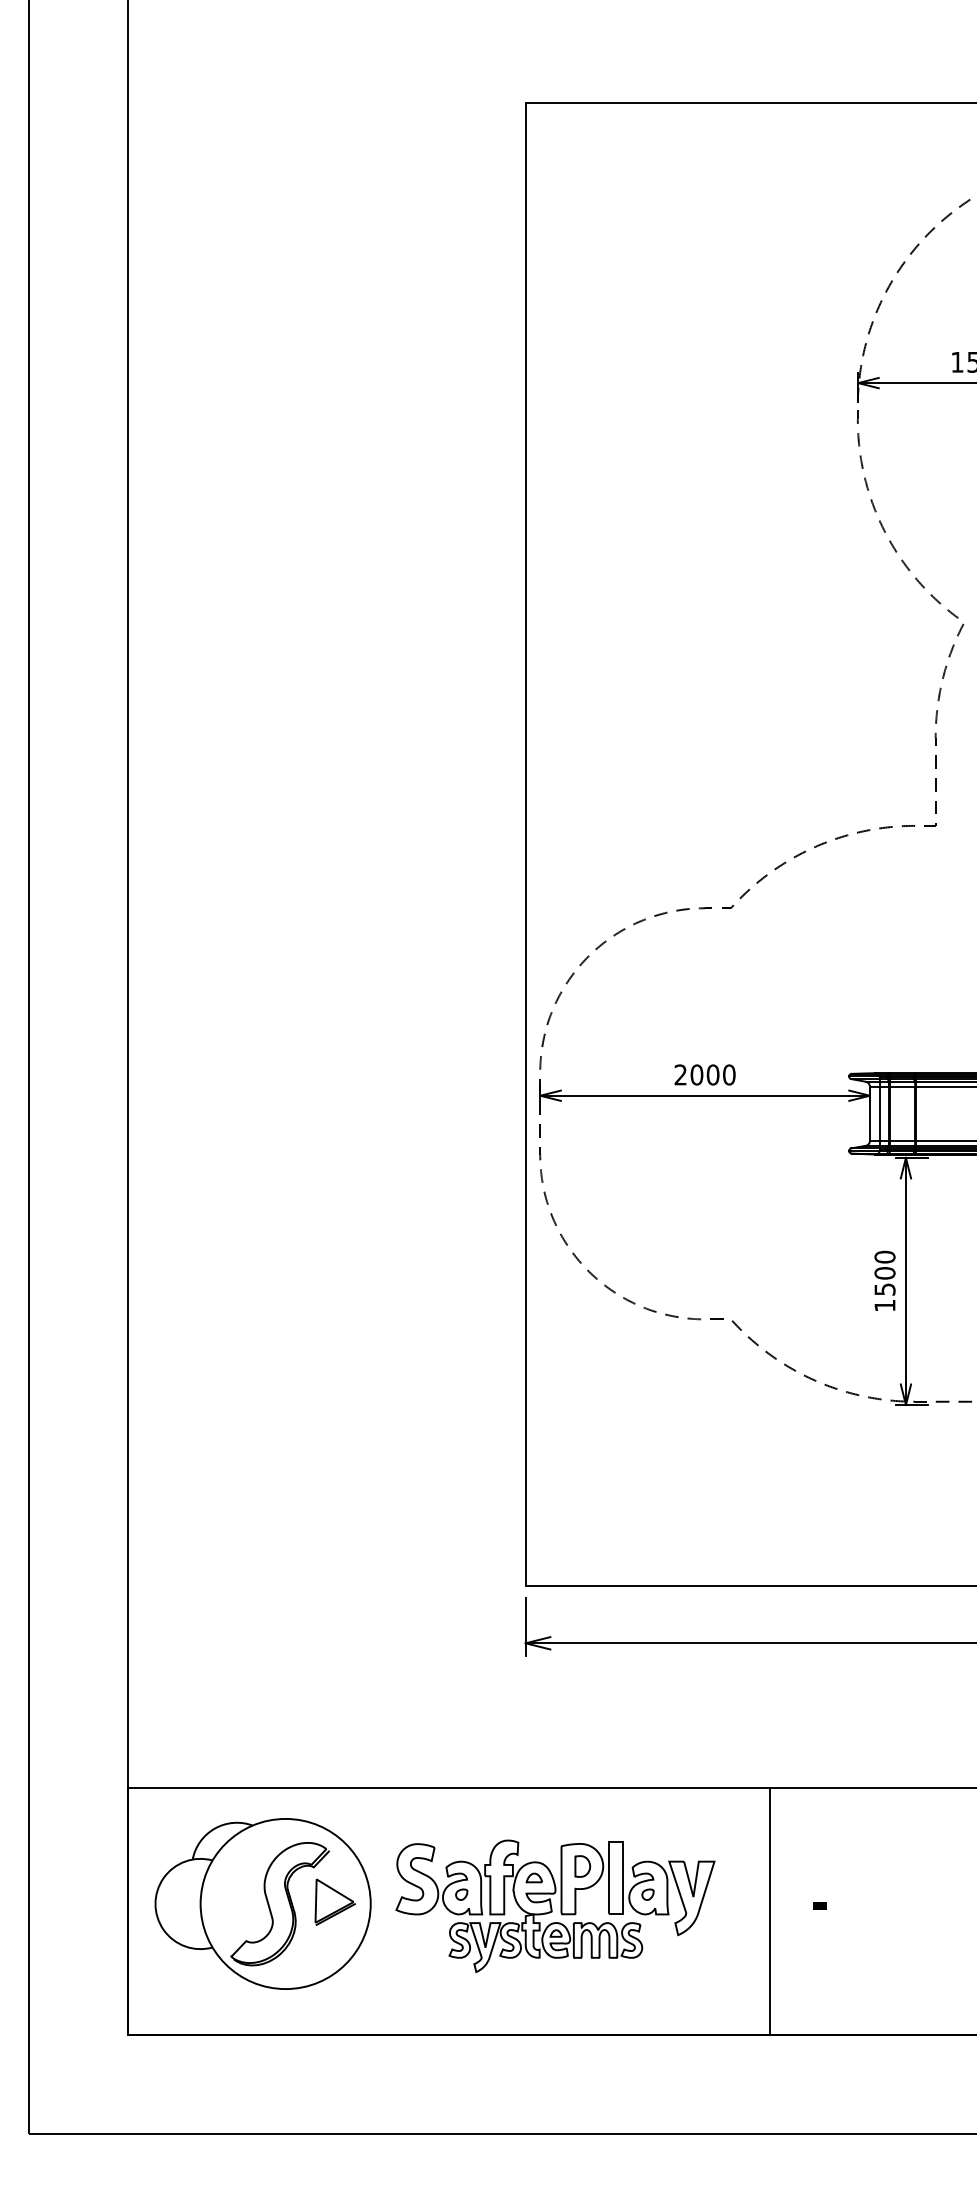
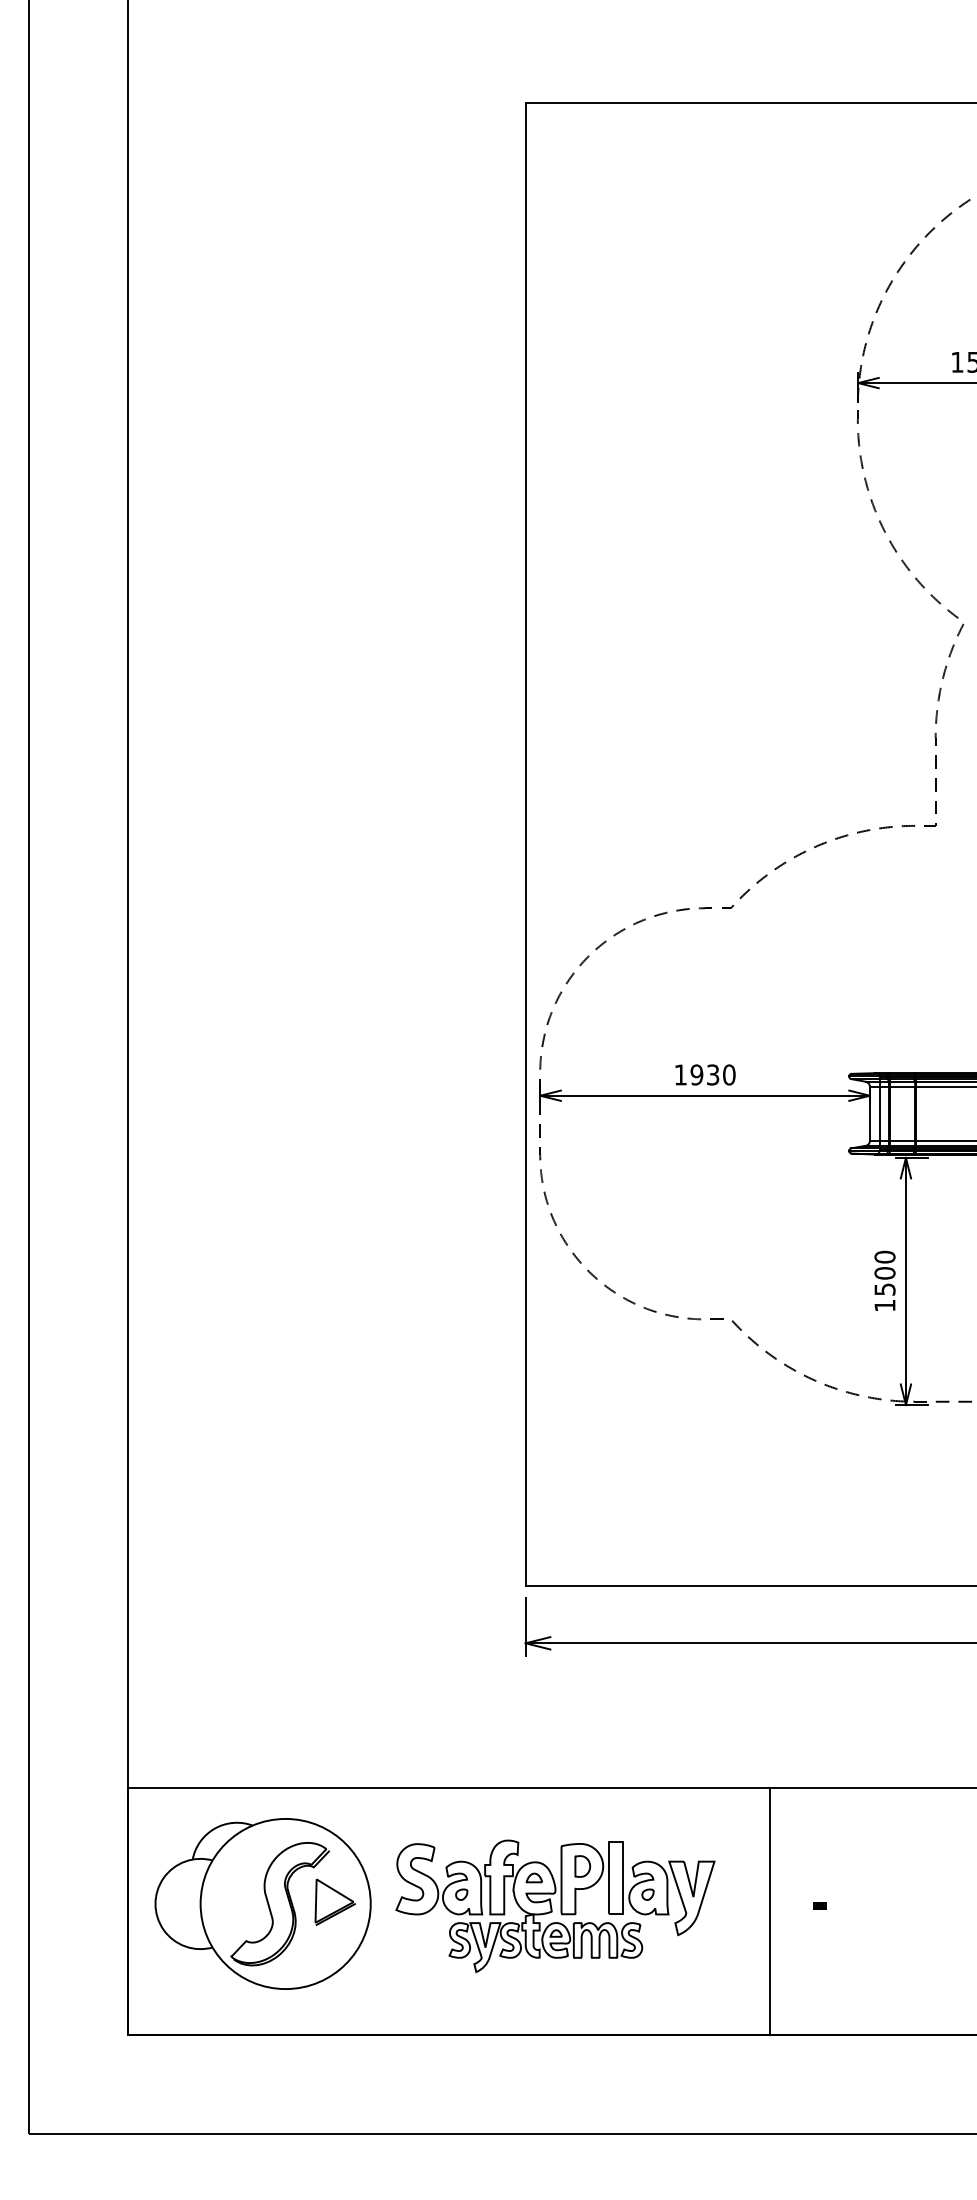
text: 2000 -> 1930 (696, 1074)
